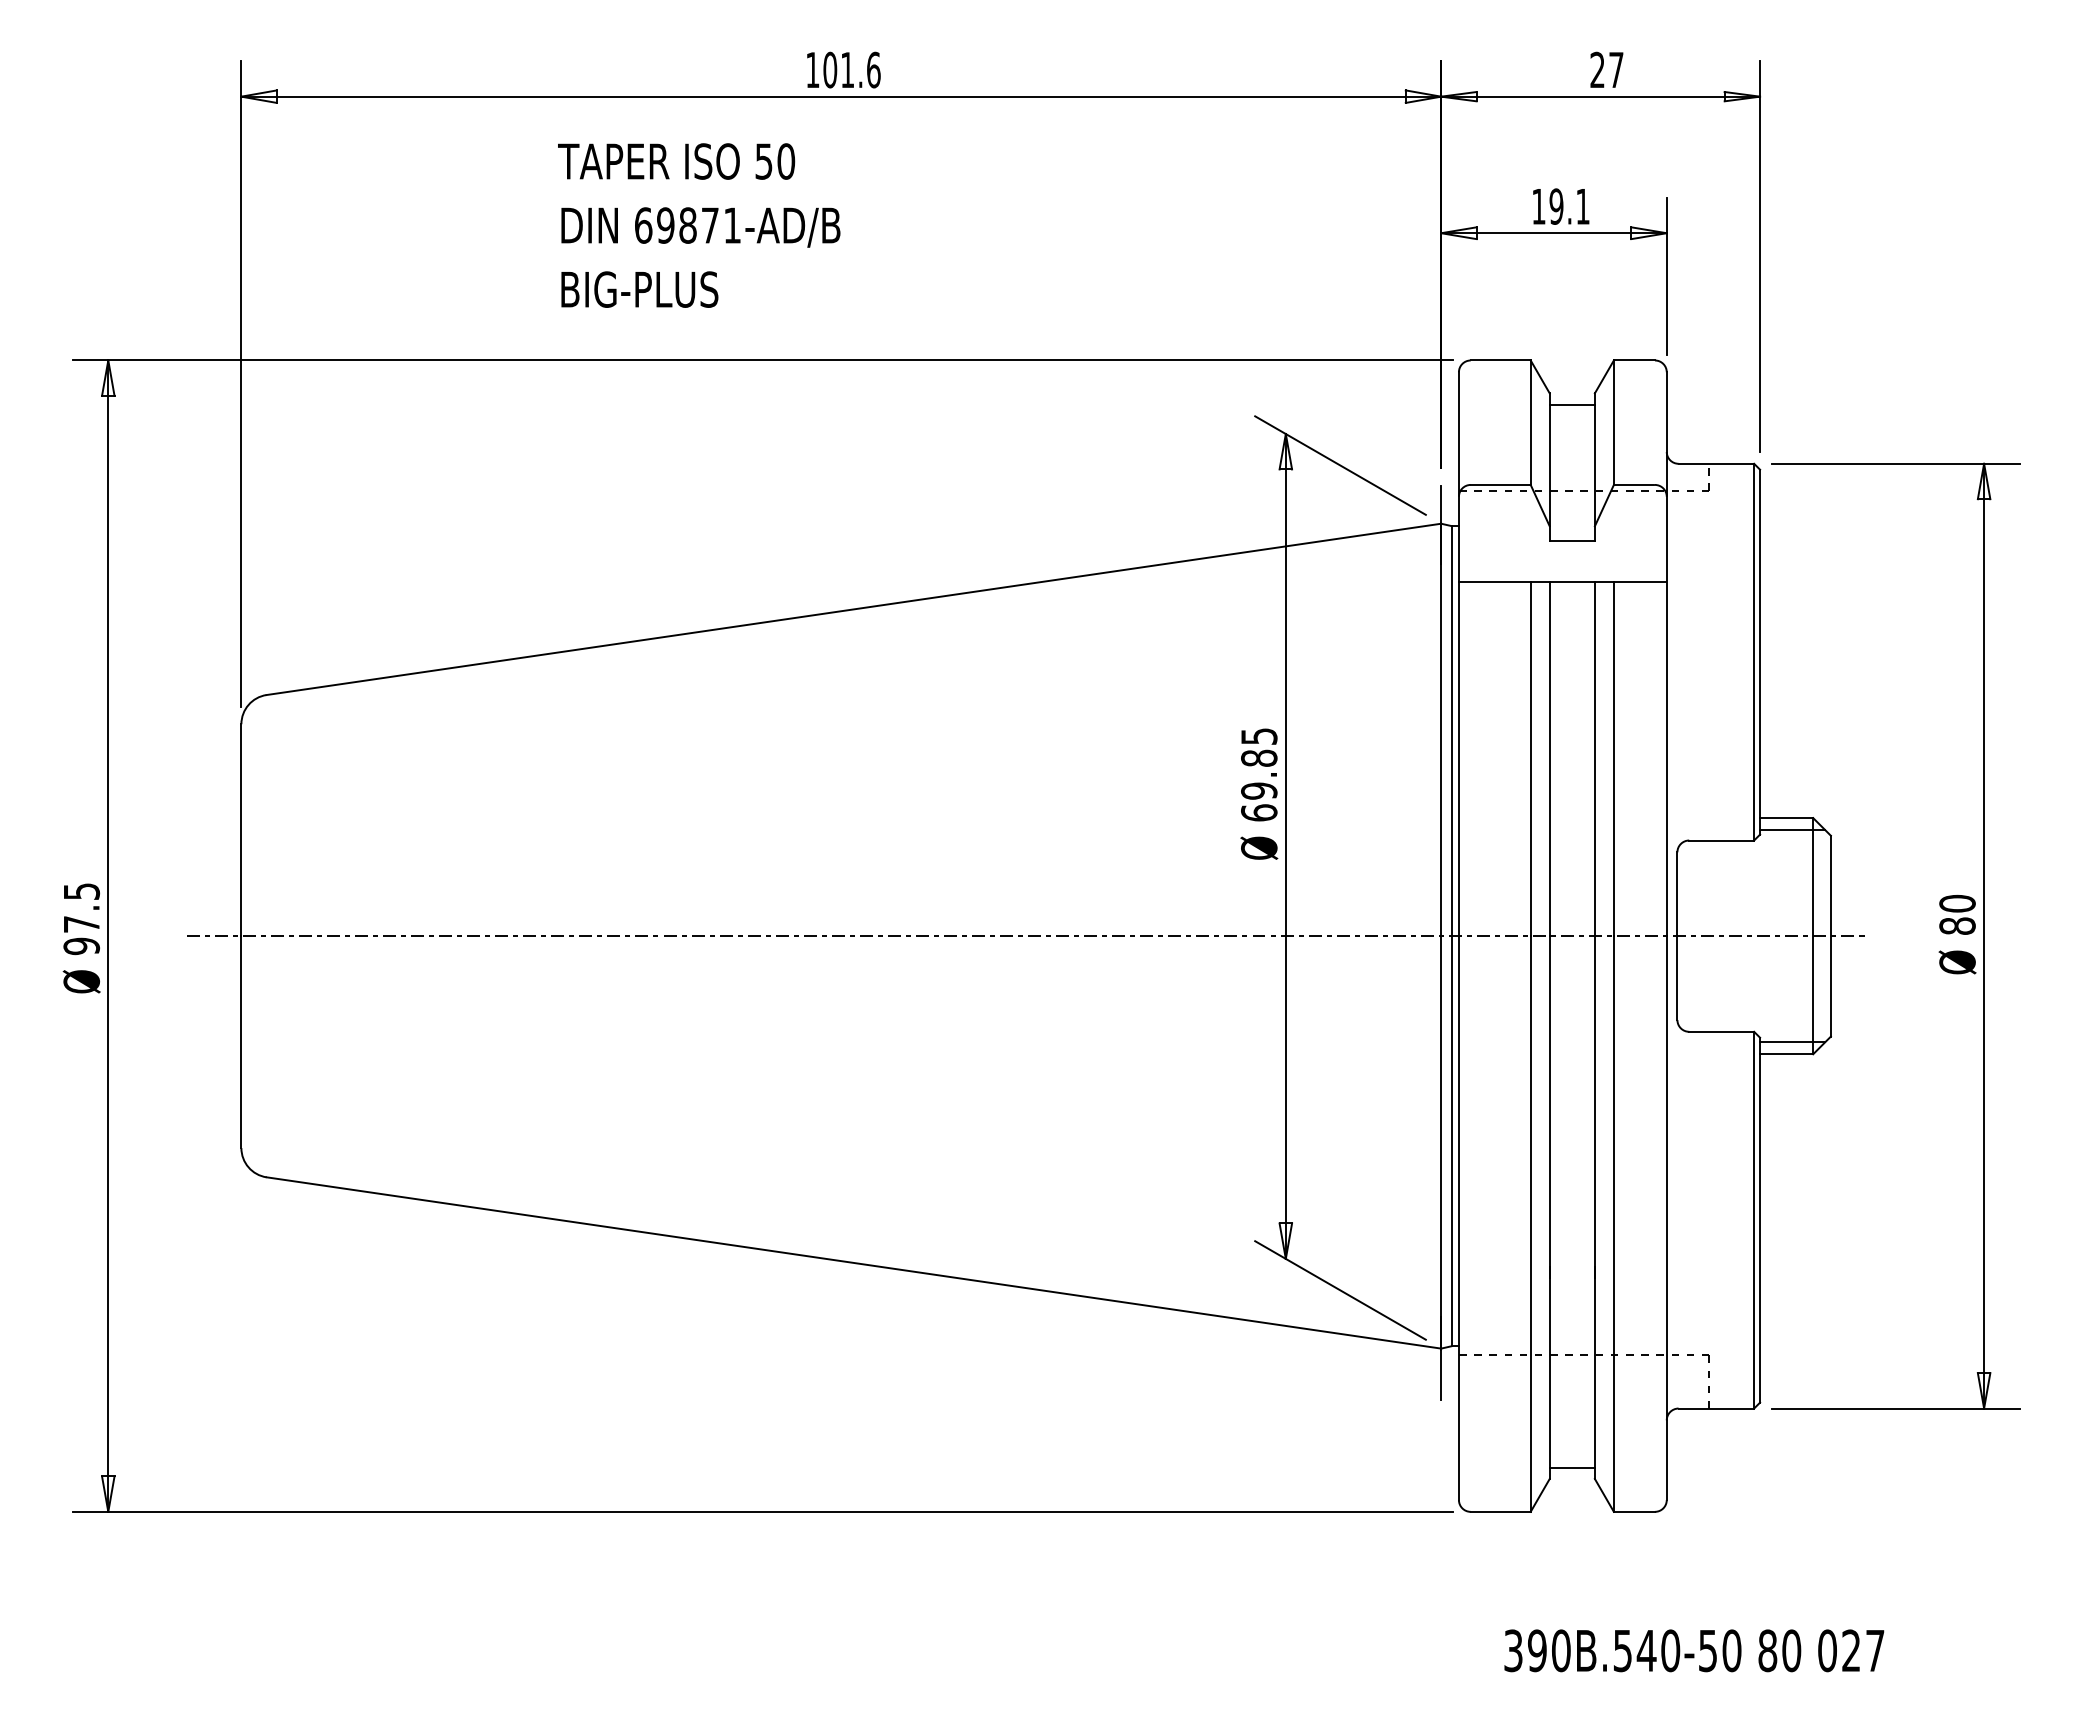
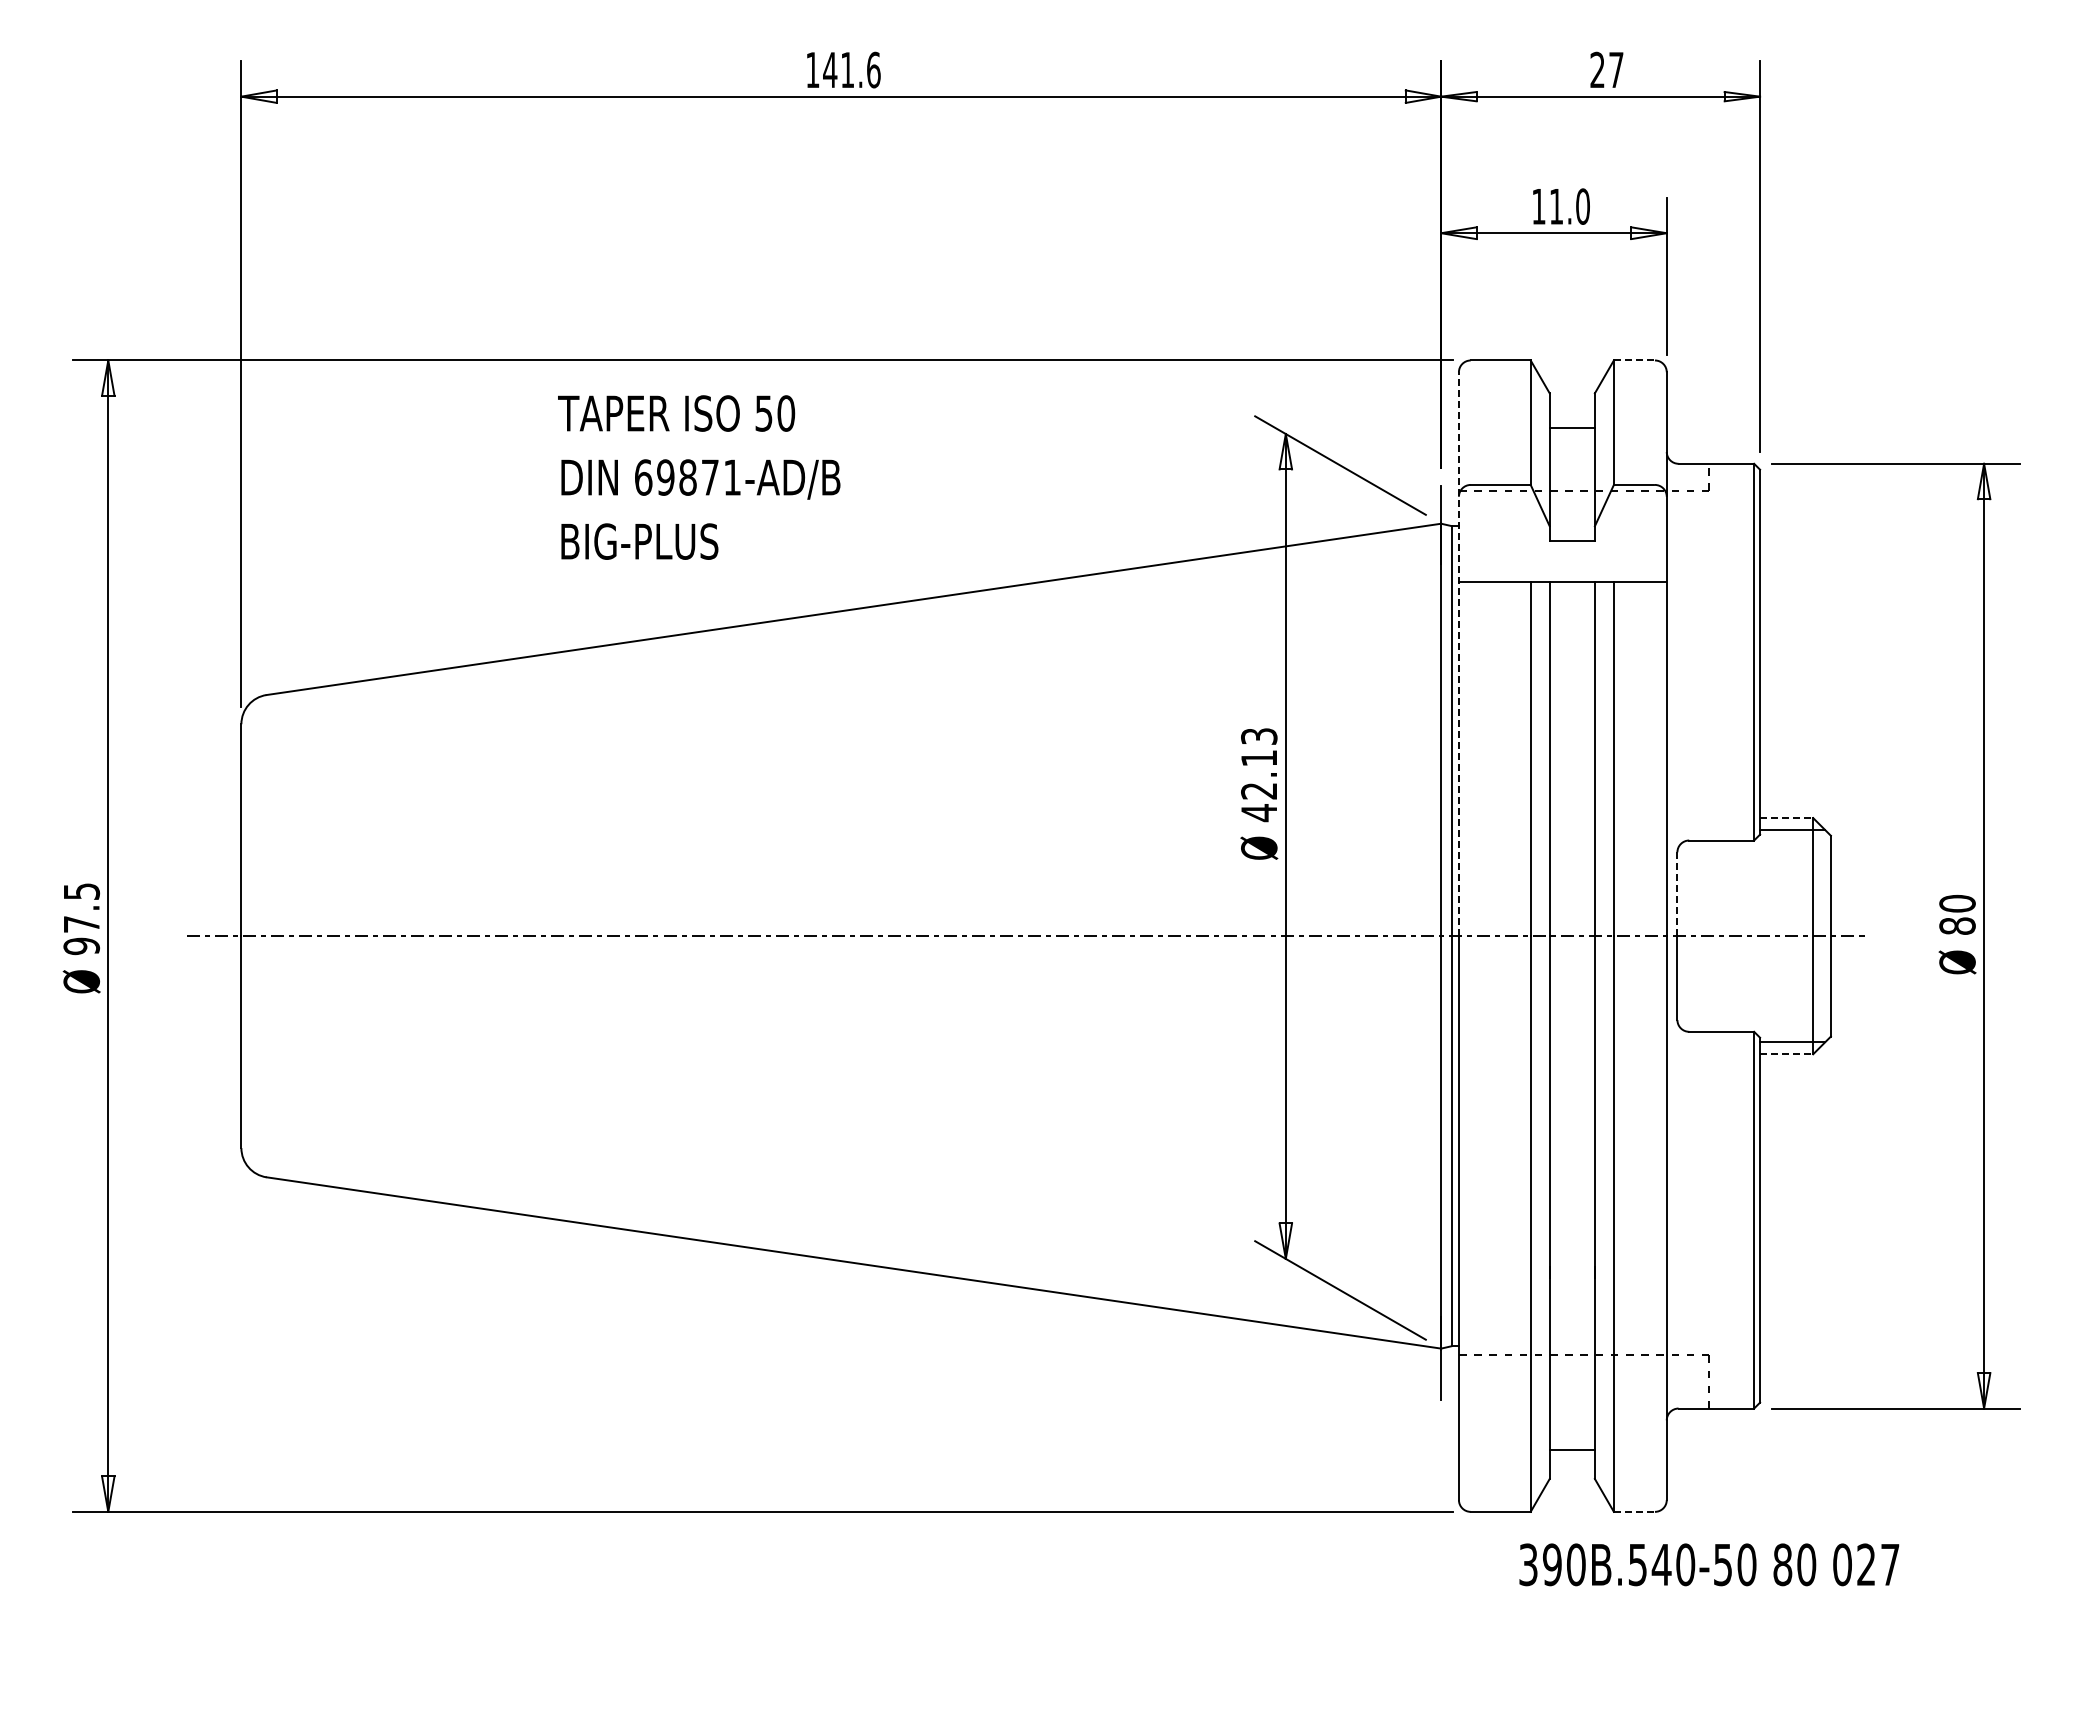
text: 101.6 -> 141.6 (830, 69)
text: 19.1 -> 11.0 (1569, 206)
text position: (699, 225) -> (699, 477) (699, 477)
line: solid -> dashed (1634, 360)
line position: (1571, 404) -> (1571, 427) (1571, 427)
line: solid -> dashed (1458, 654)
text: 69.85 -> 42.13 (1259, 775)
line: solid -> dashed (1786, 818)
line: solid -> dashed (1677, 894)
line: solid -> dashed (1786, 1054)
line position: (1571, 1467) -> (1571, 1449) (1571, 1449)
line: solid -> dashed (1634, 1511)
text position: (1694, 1650) -> (1709, 1564) (1709, 1564)
